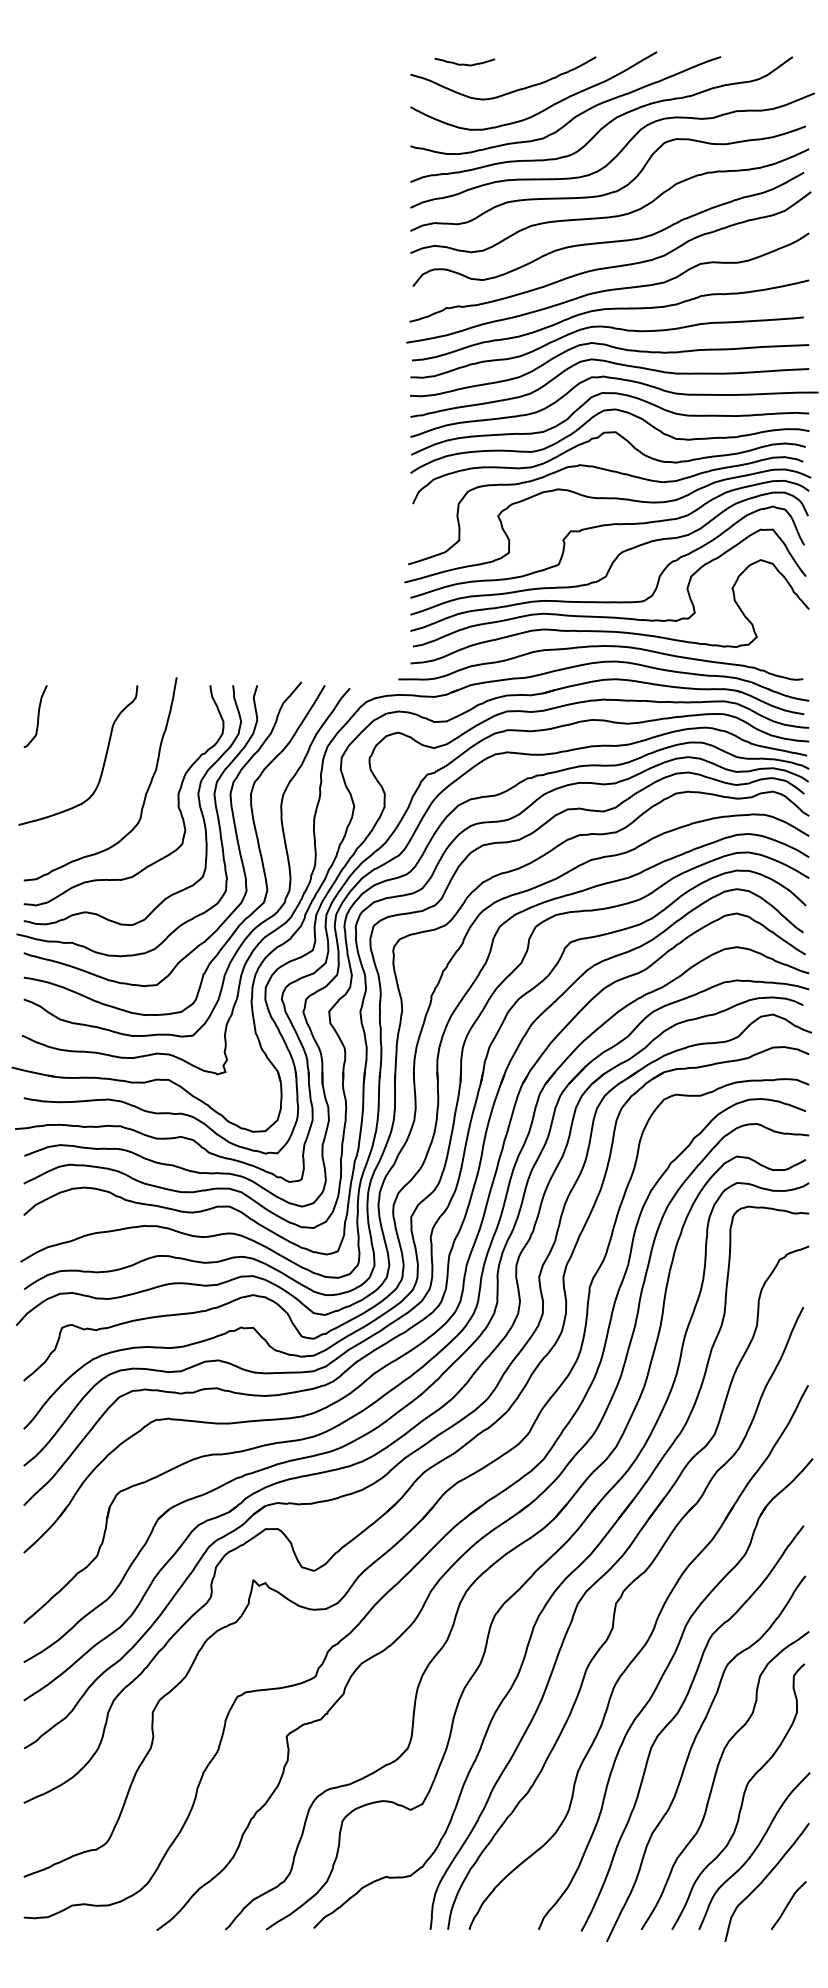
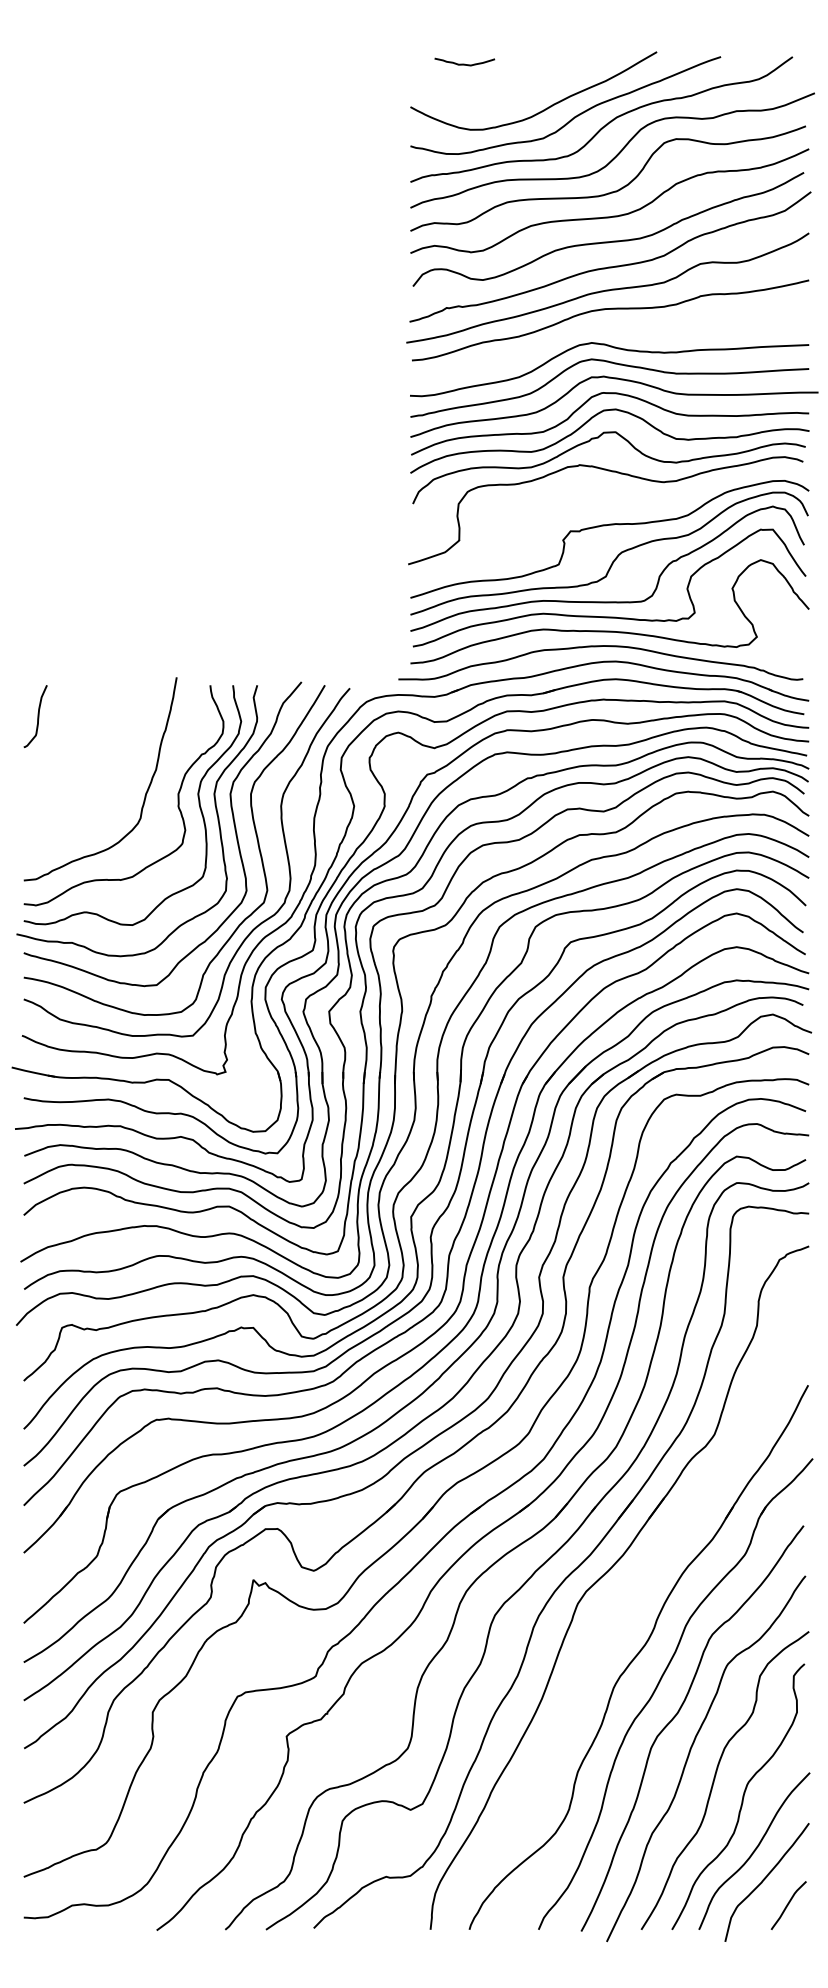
curve: present -> none (507, 92)
curve: present -> none (608, 328)
curve: present -> none (607, 499)
curve: present -> none (103, 761)
part: present -> none (615, 1614)
